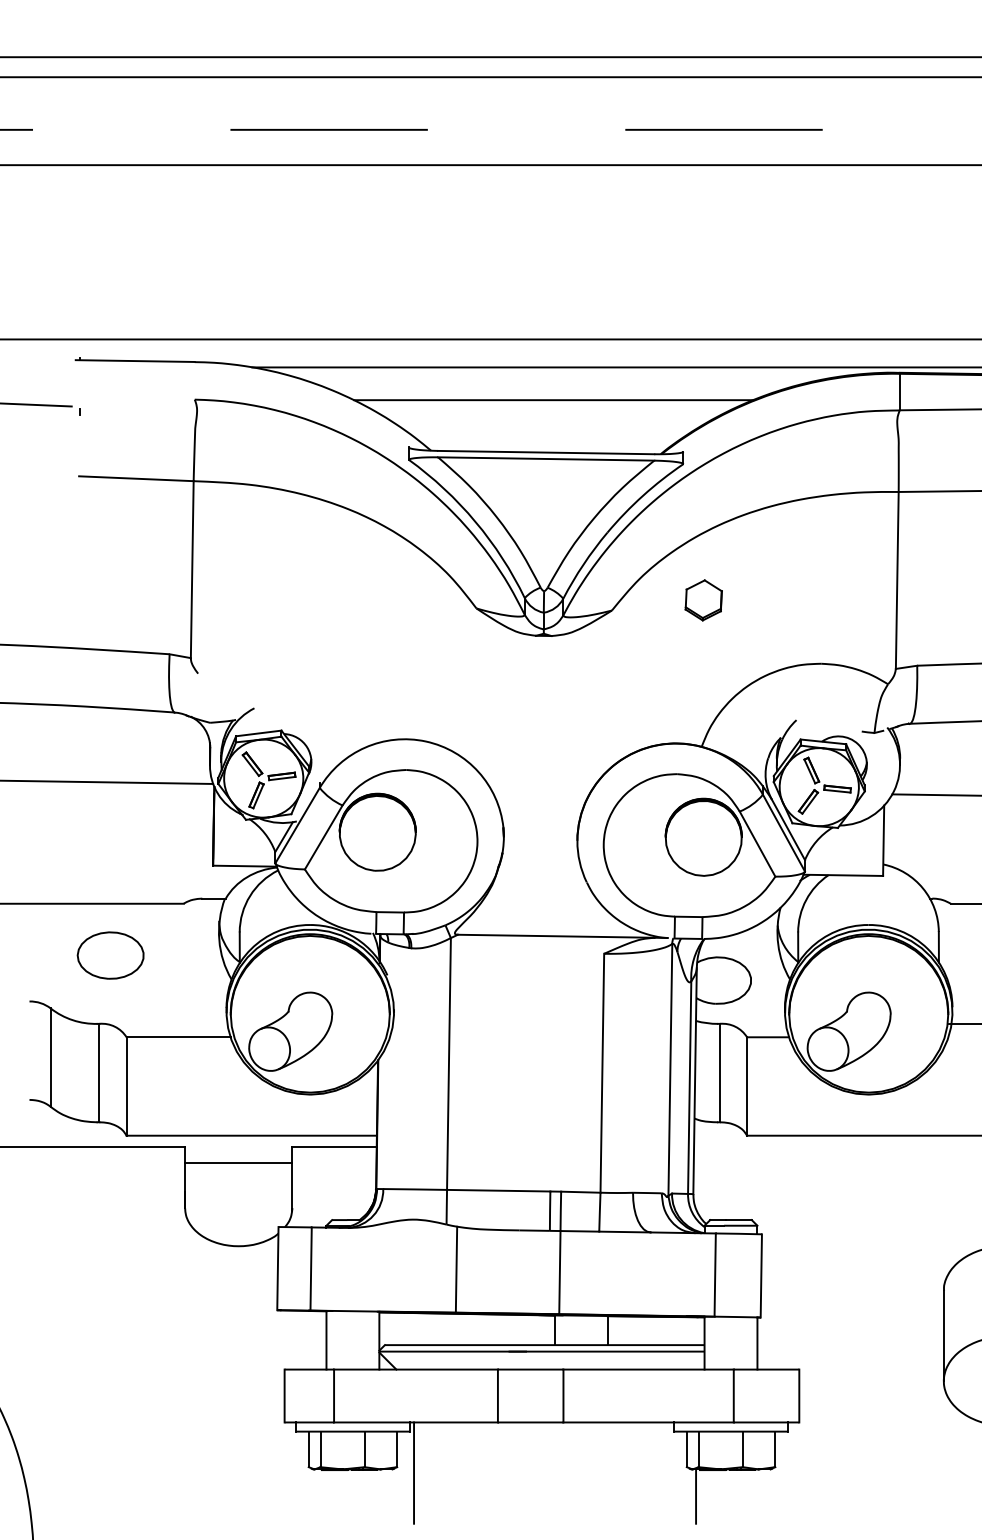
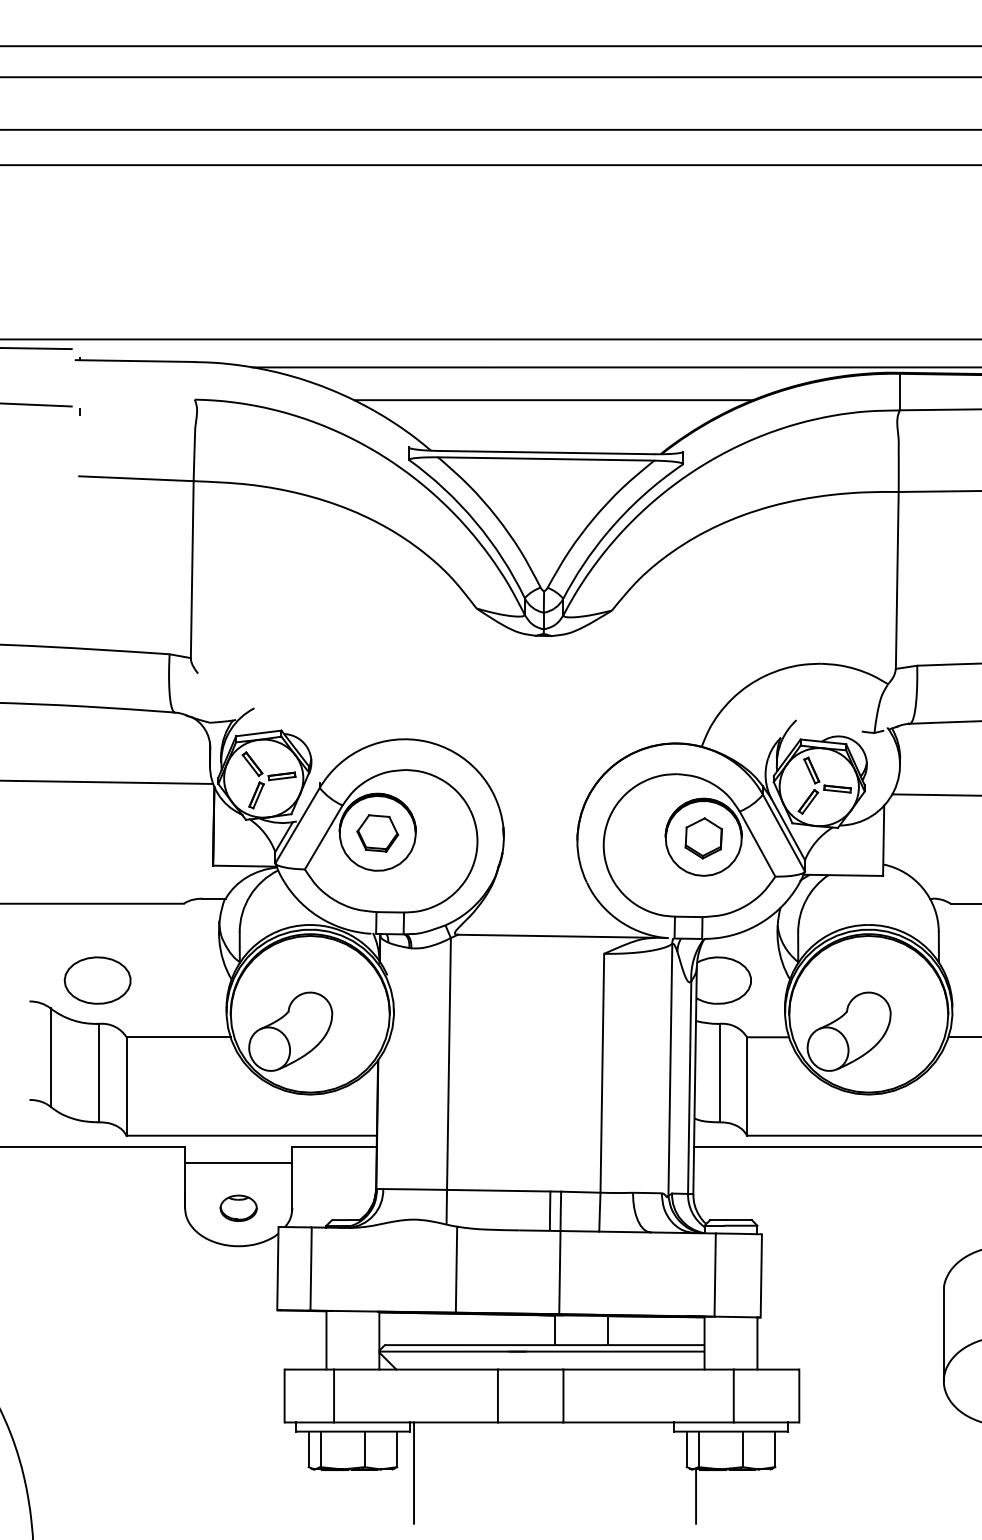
line position: (490, 57) -> (490, 46) (490, 46)
line: dashed -> solid (490, 129)
line: none -> present (36, 348)
part position: (703, 600) -> (703, 838) (703, 838)
part: none -> present (377, 833)
part position: (110, 955) -> (97, 980) (97, 980)
line position: (963, 1024) -> (963, 1037) (963, 1037)
line: none -> present (836, 1146)
part: none -> present (238, 1207)
